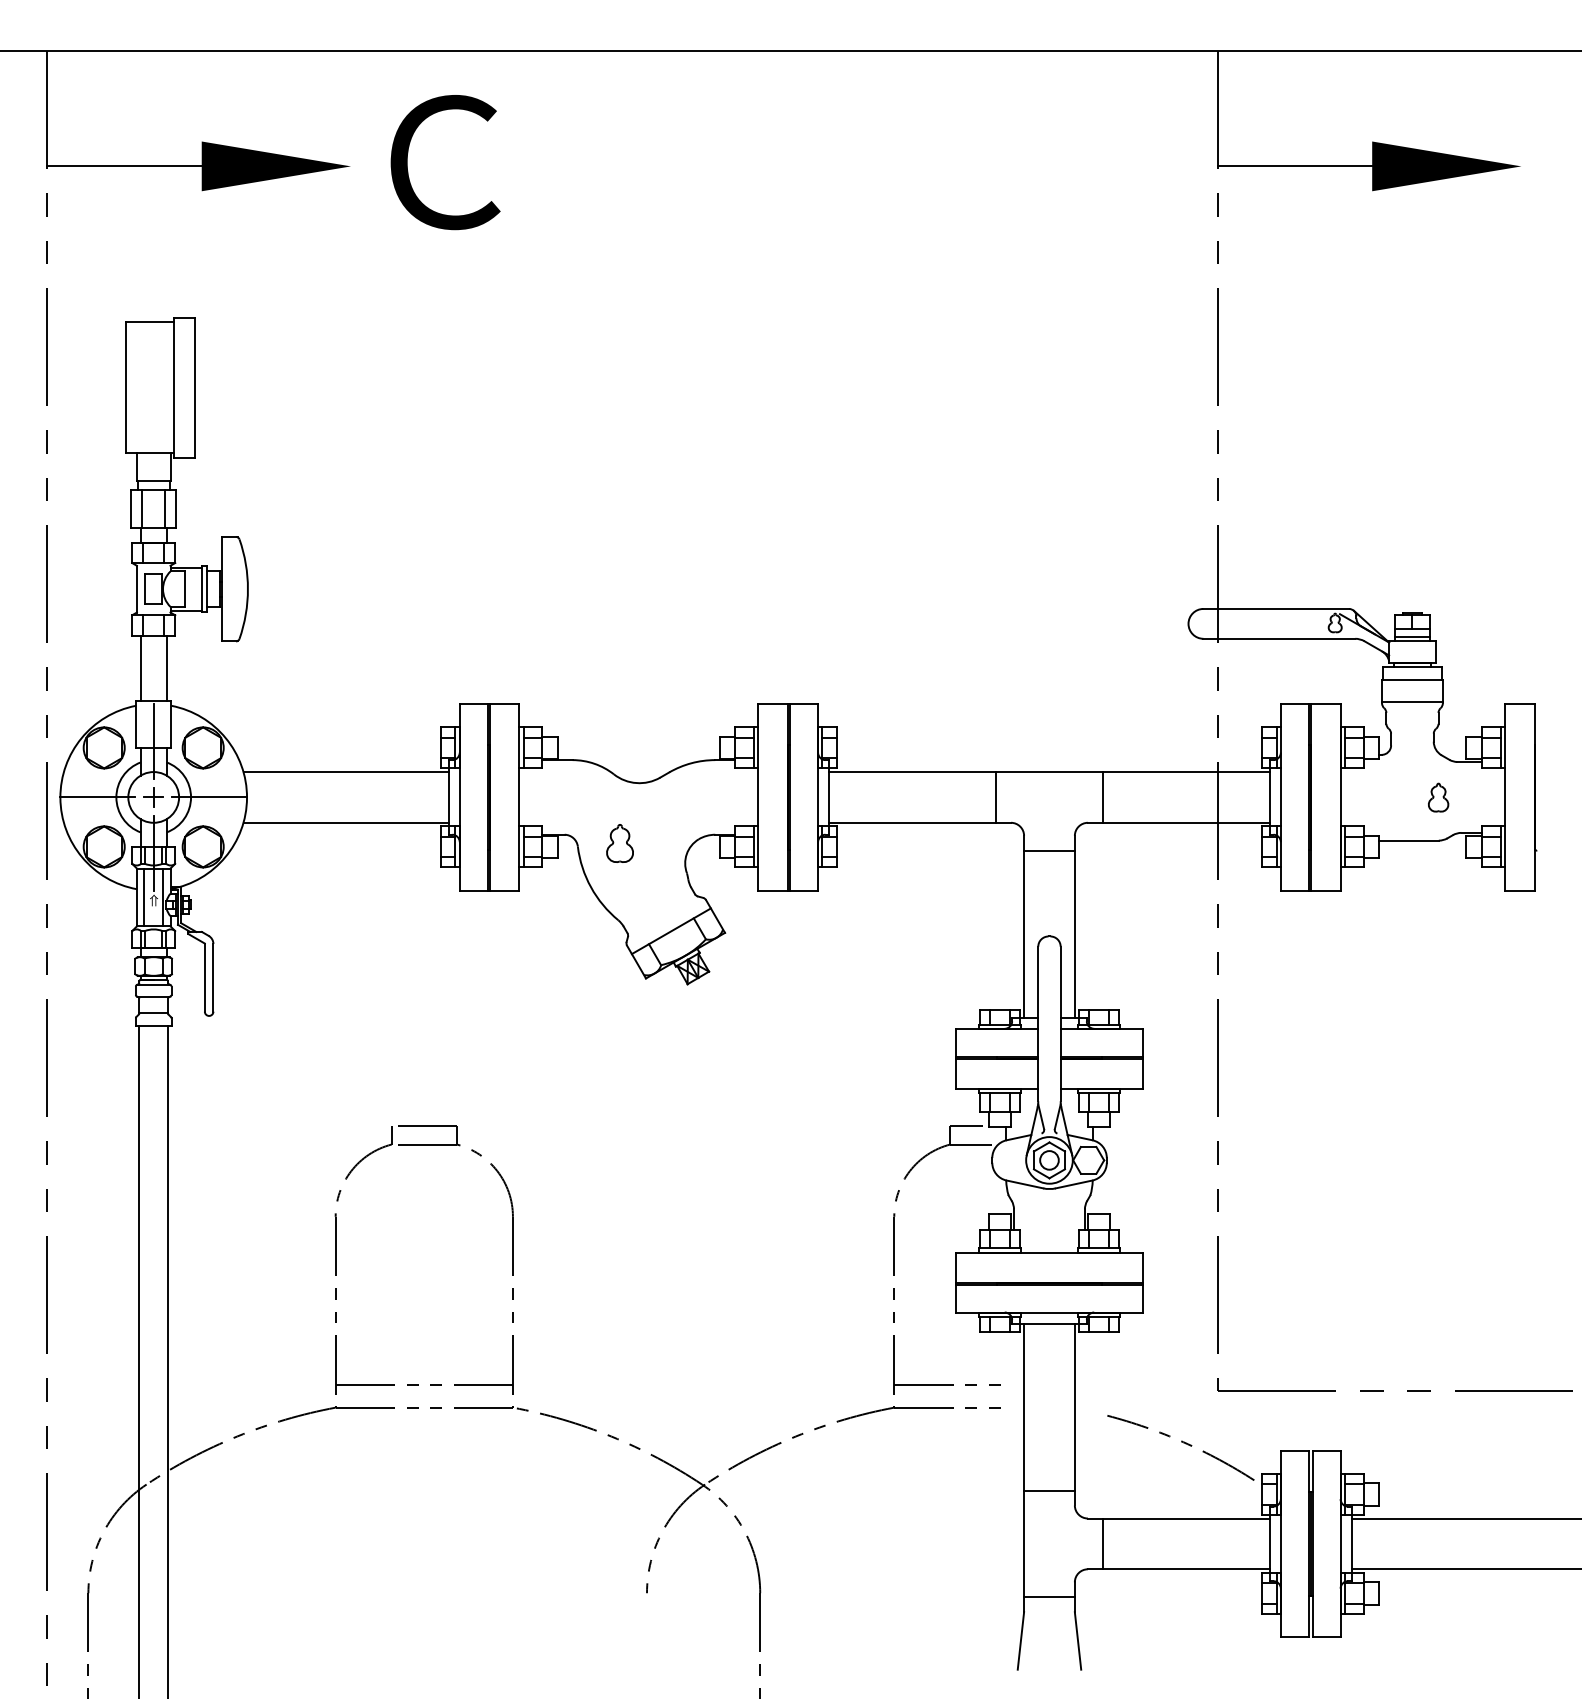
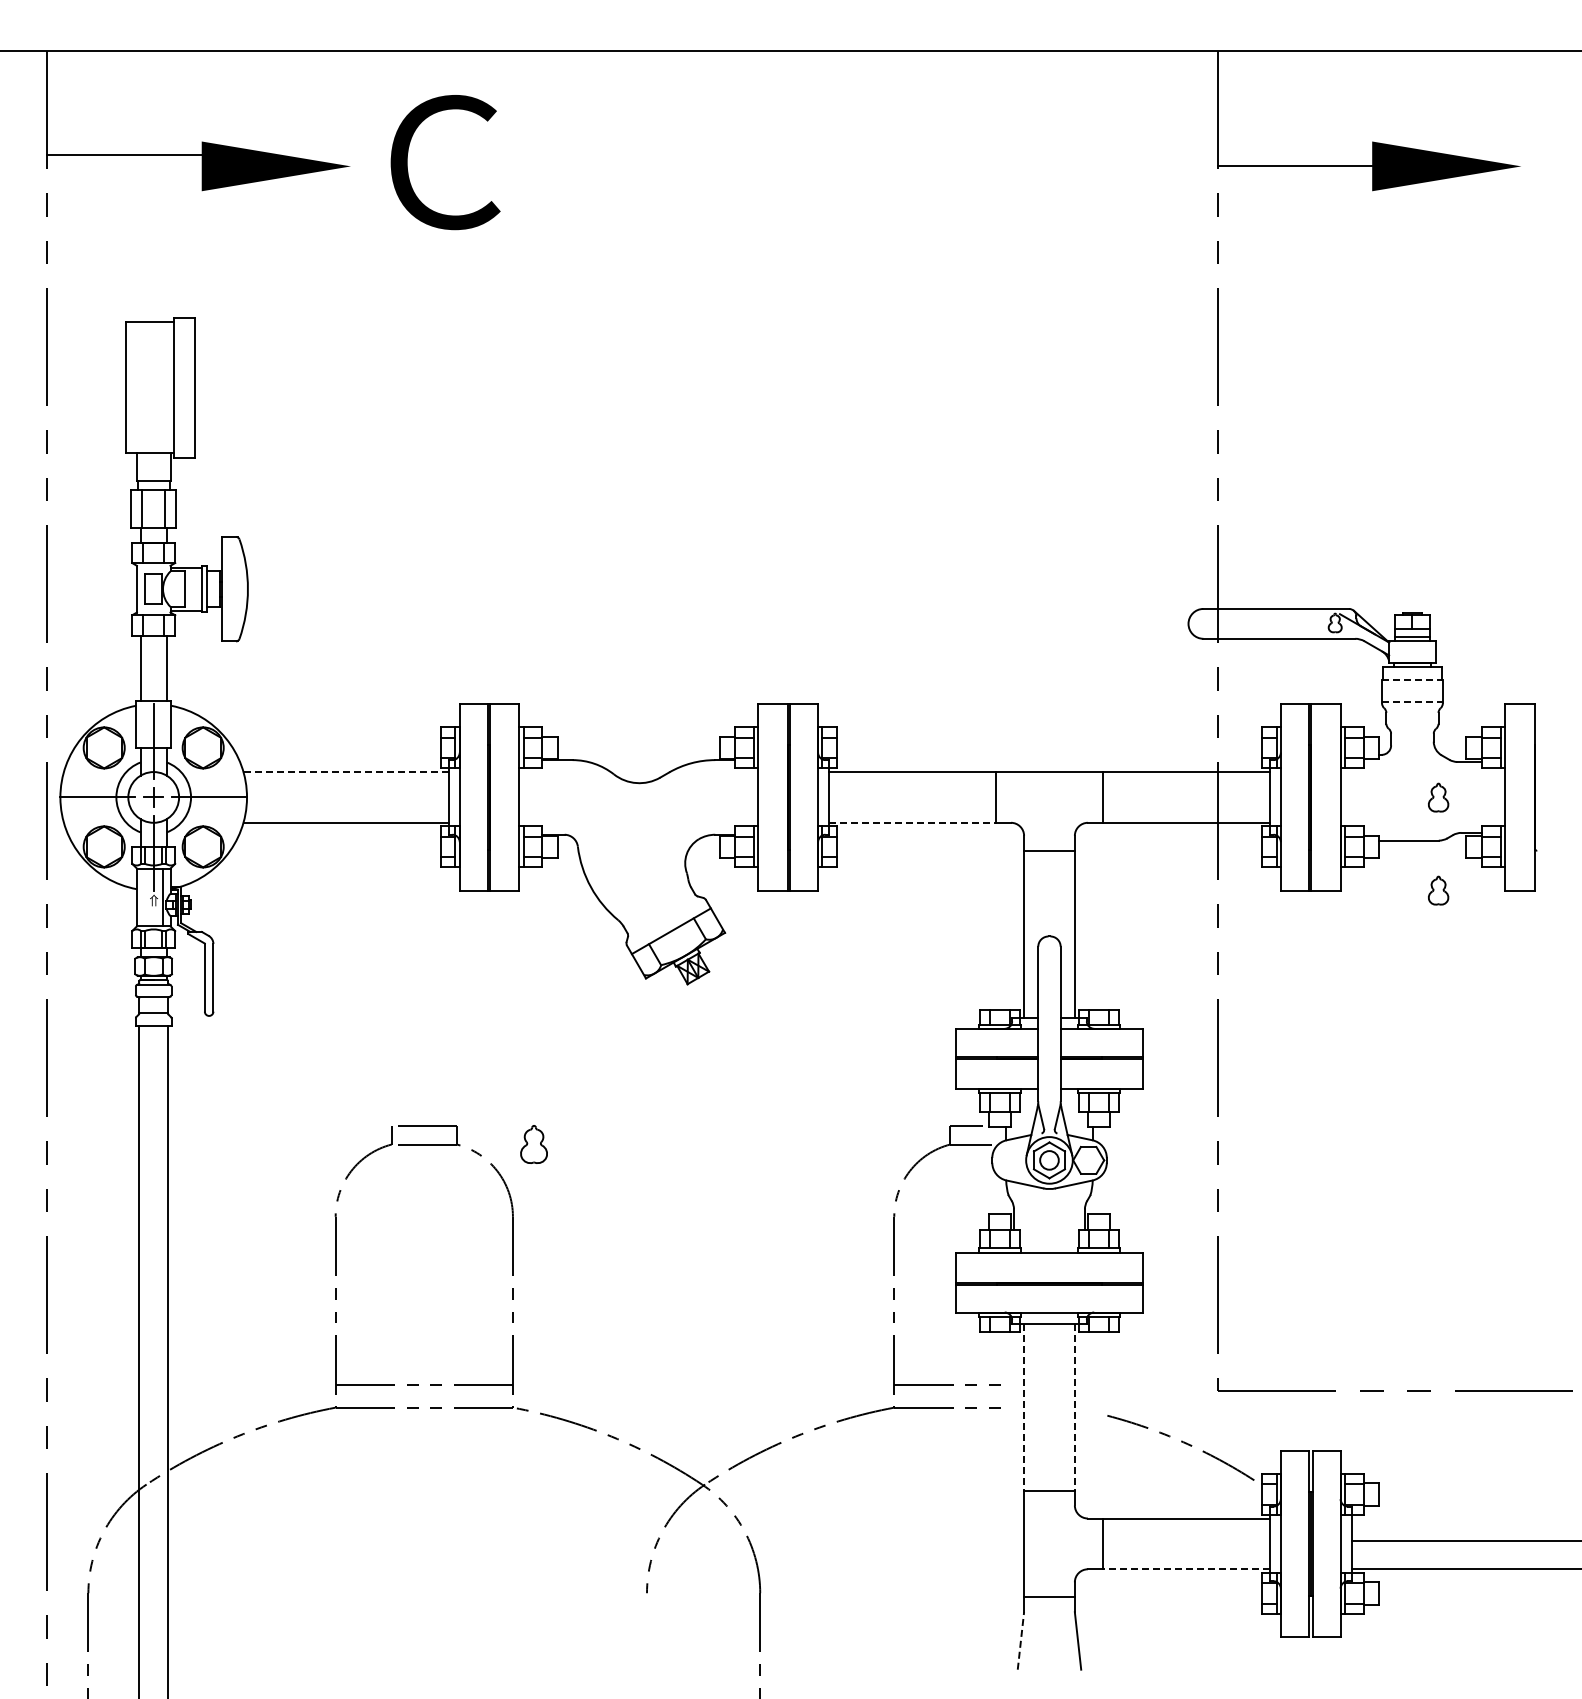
line position: (124, 166) -> (124, 155) (124, 155)
line: solid -> dashed (1412, 679)
line: solid -> dashed (1412, 701)
line: solid -> dashed (346, 772)
line: solid -> dashed (913, 822)
part position: (619, 843) -> (533, 1144) (533, 1144)
part: none -> present (1438, 890)
line: present -> none (144, 897)
line: solid -> dashed (1024, 1407)
line: solid -> dashed (1074, 1407)
line position: (1464, 1518) -> (1464, 1540) (1464, 1540)
line: solid -> dashed (1185, 1569)
line: solid -> dashed (1020, 1640)
